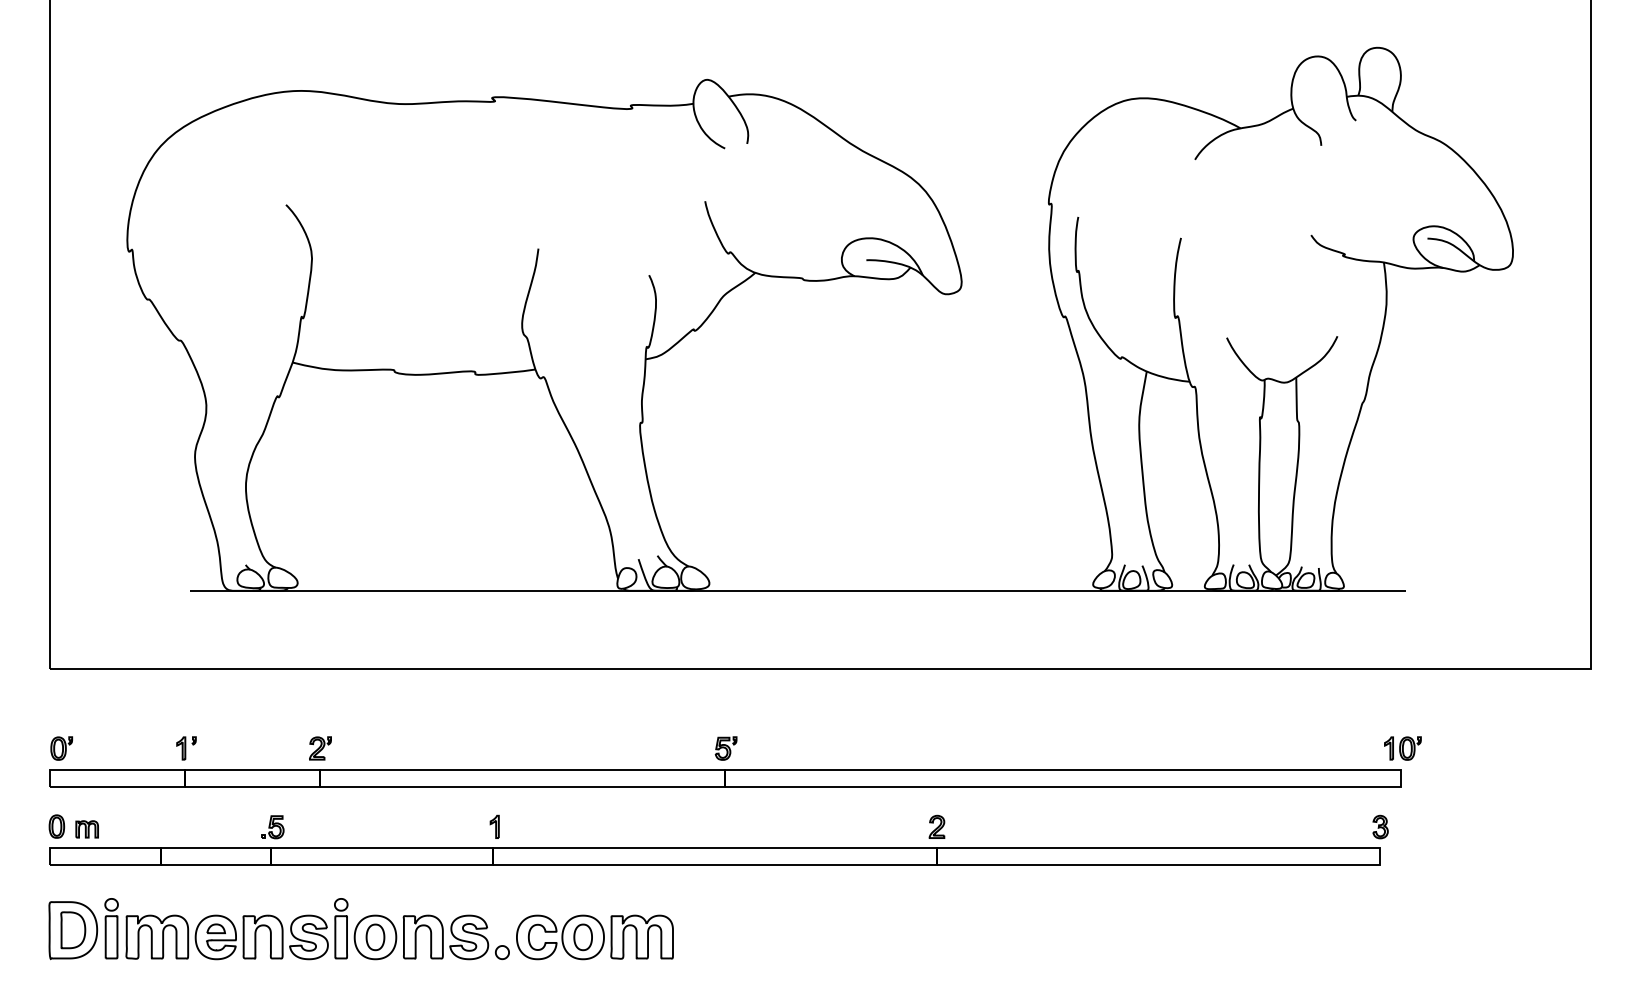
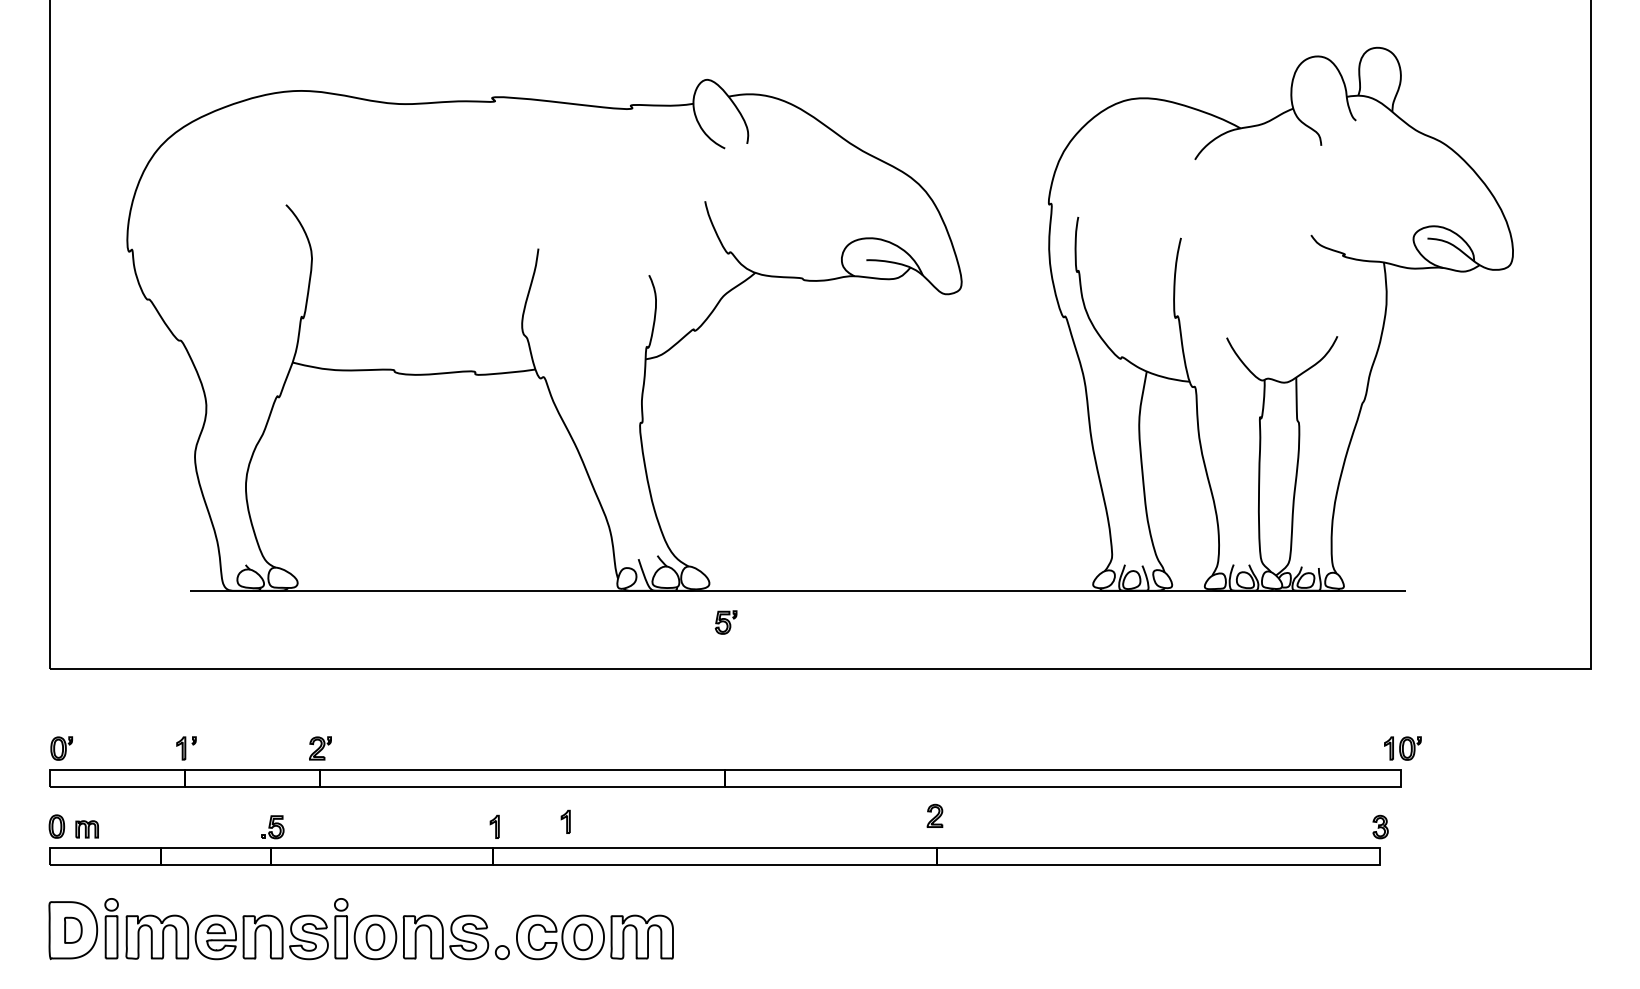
part position: (725, 748) -> (725, 622) (725, 622)
part: none -> present (565, 821)
part position: (936, 826) -> (934, 815) (934, 815)
part size: 27x39 px -> 19x28 px (73, 929)
